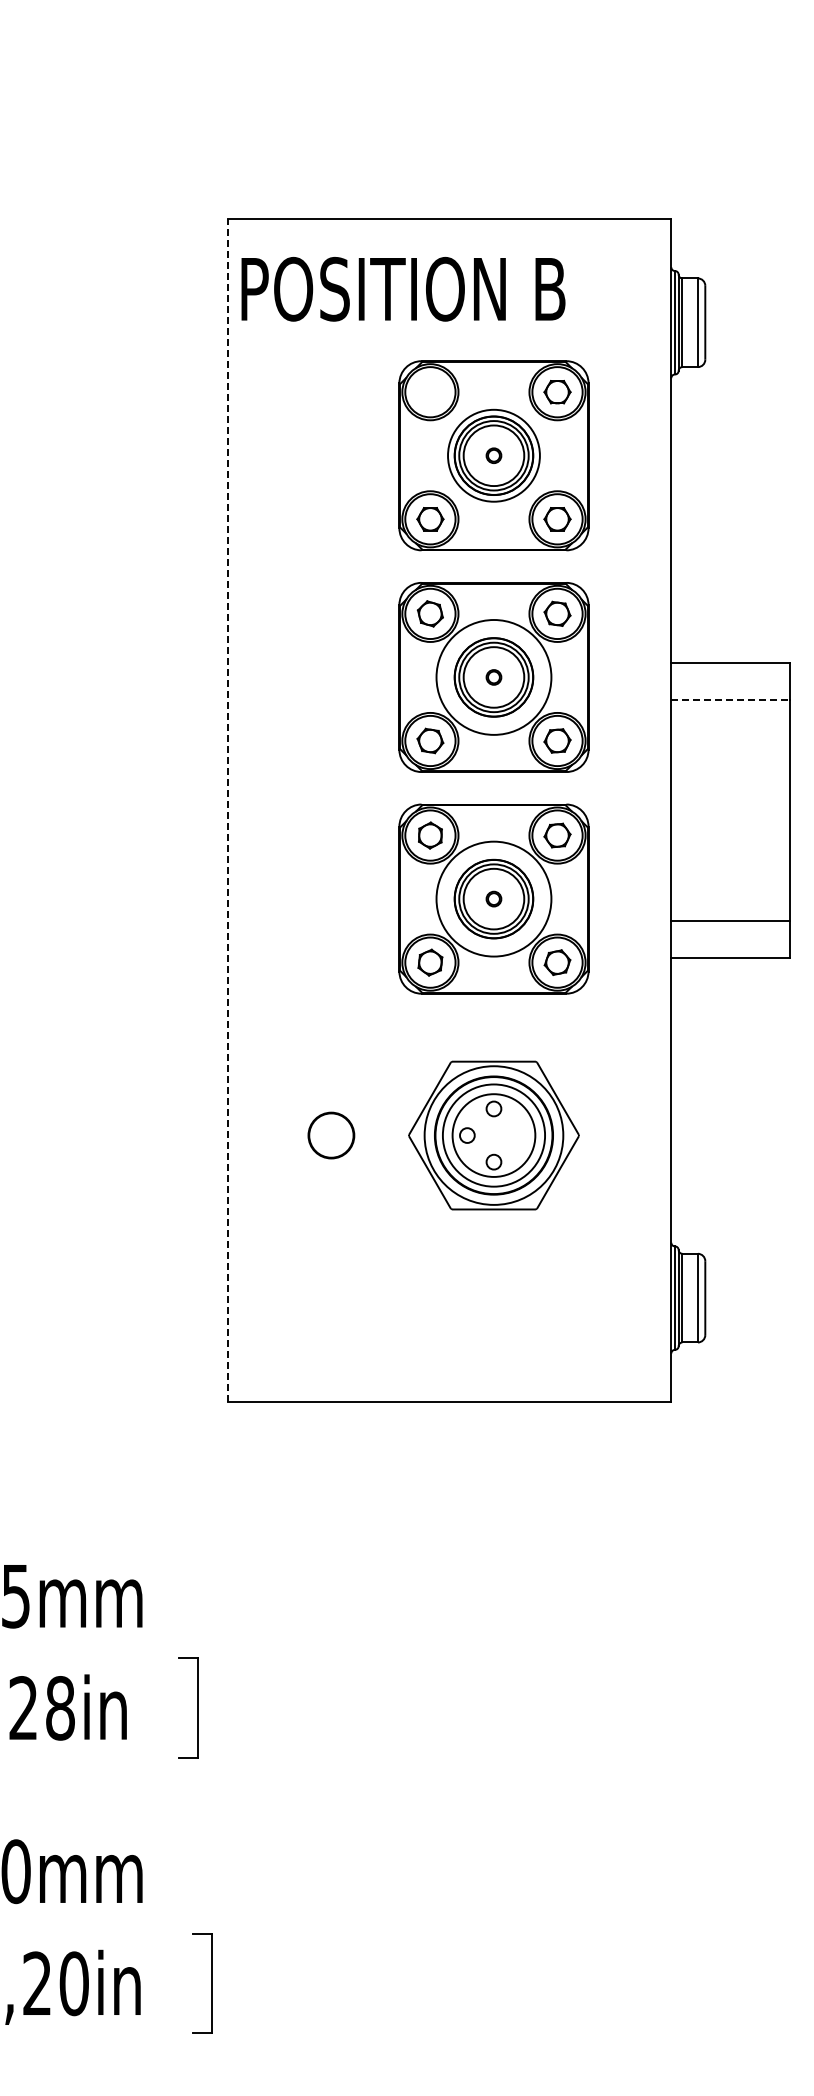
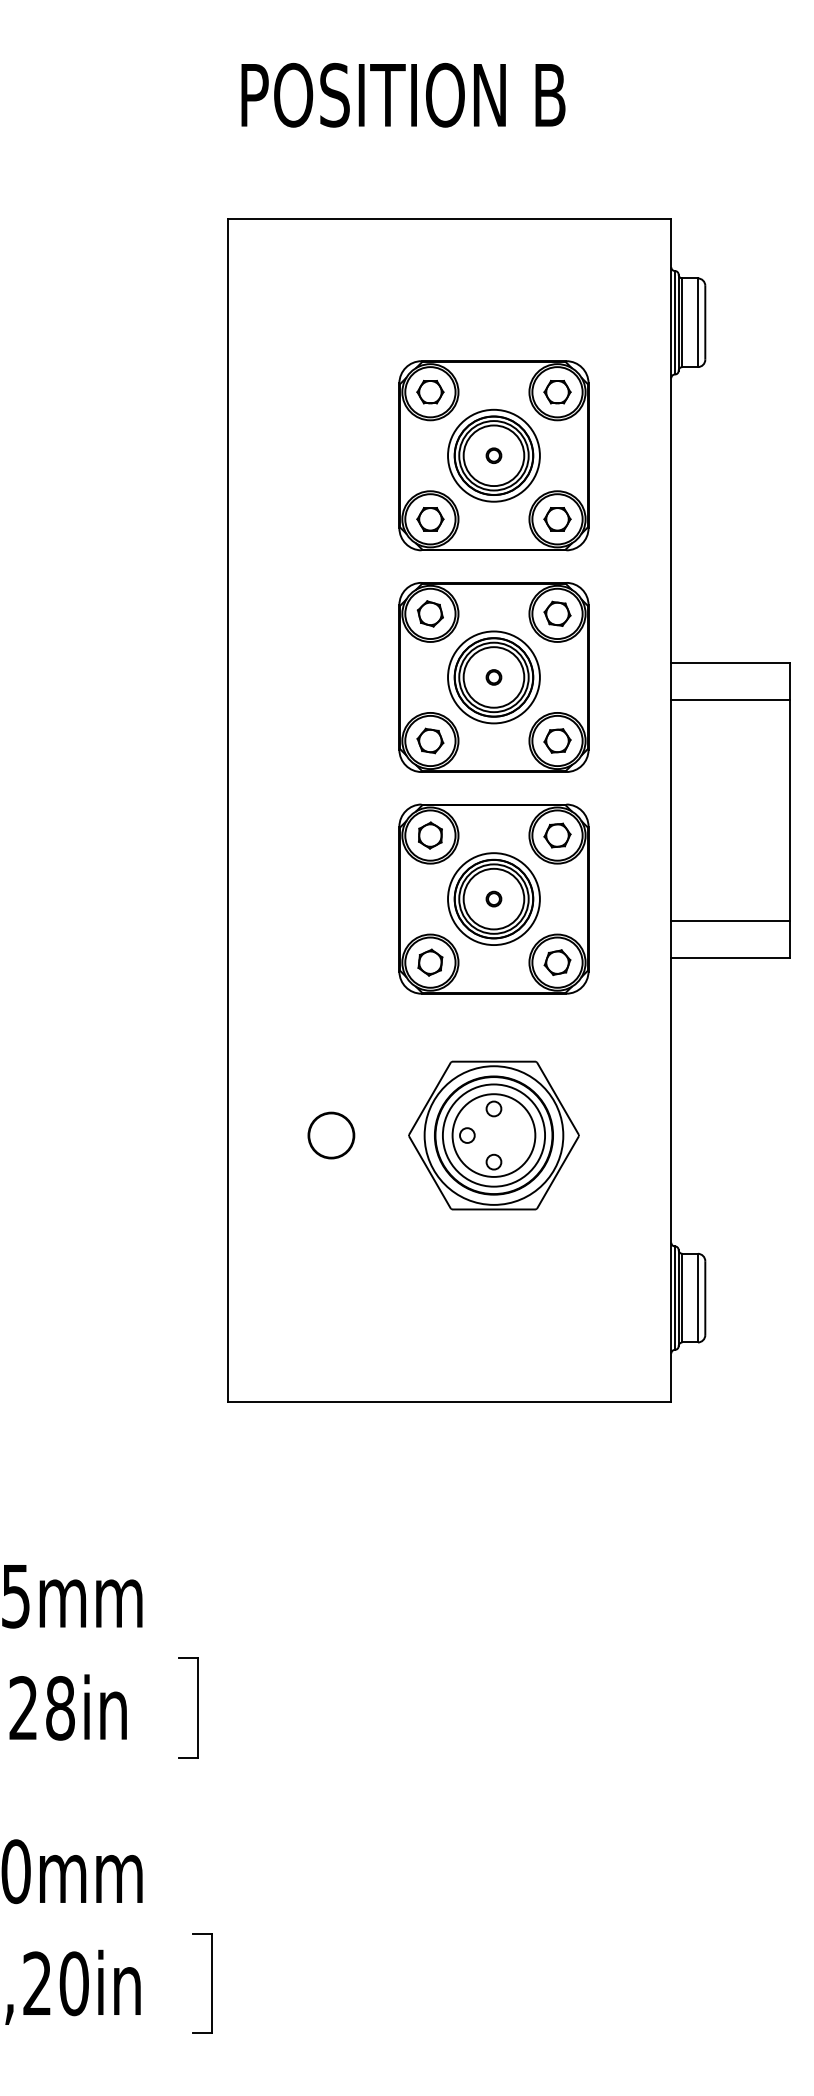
text position: (403, 289) -> (403, 95) (403, 95)
part: none -> present (430, 392)
circle diameter: 115 px -> 92 px (493, 677)
line: dashed -> solid (730, 699)
line: dashed -> solid (227, 809)
circle diameter: 115 px -> 92 px (493, 899)
